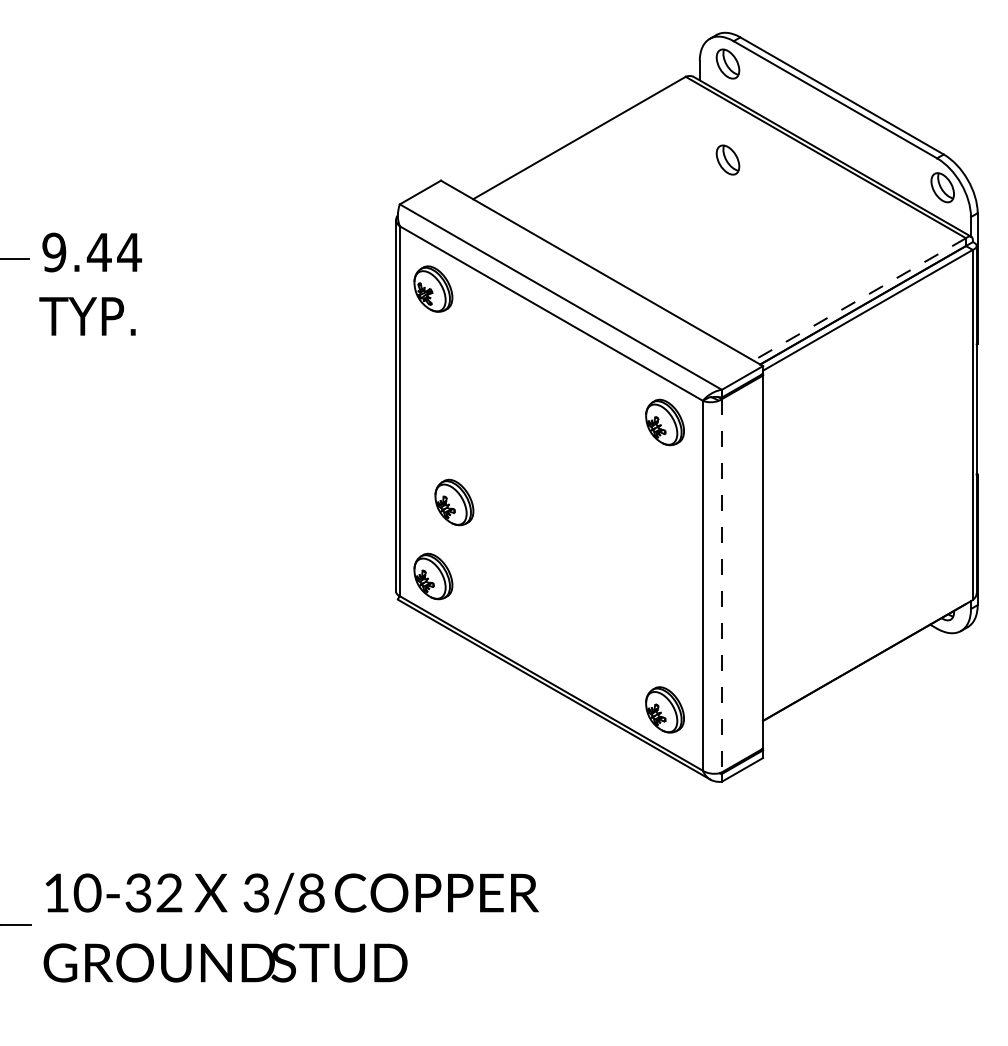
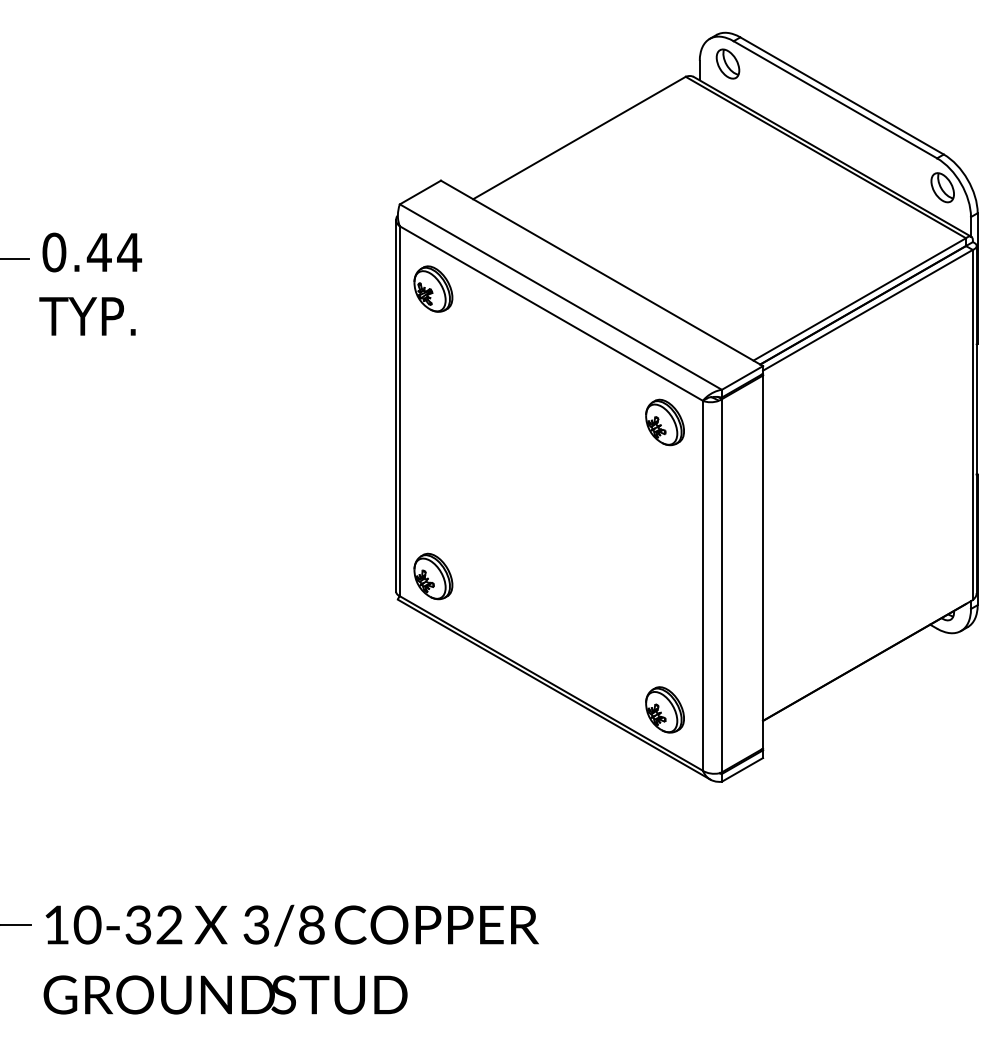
part: present -> none (727, 159)
text: 9.44 -> 0.44 (54, 252)
line: dashed -> solid (859, 299)
part: present -> none (454, 502)
line: dashed -> solid (721, 585)
text position: (290, 927) -> (290, 959) (290, 959)
